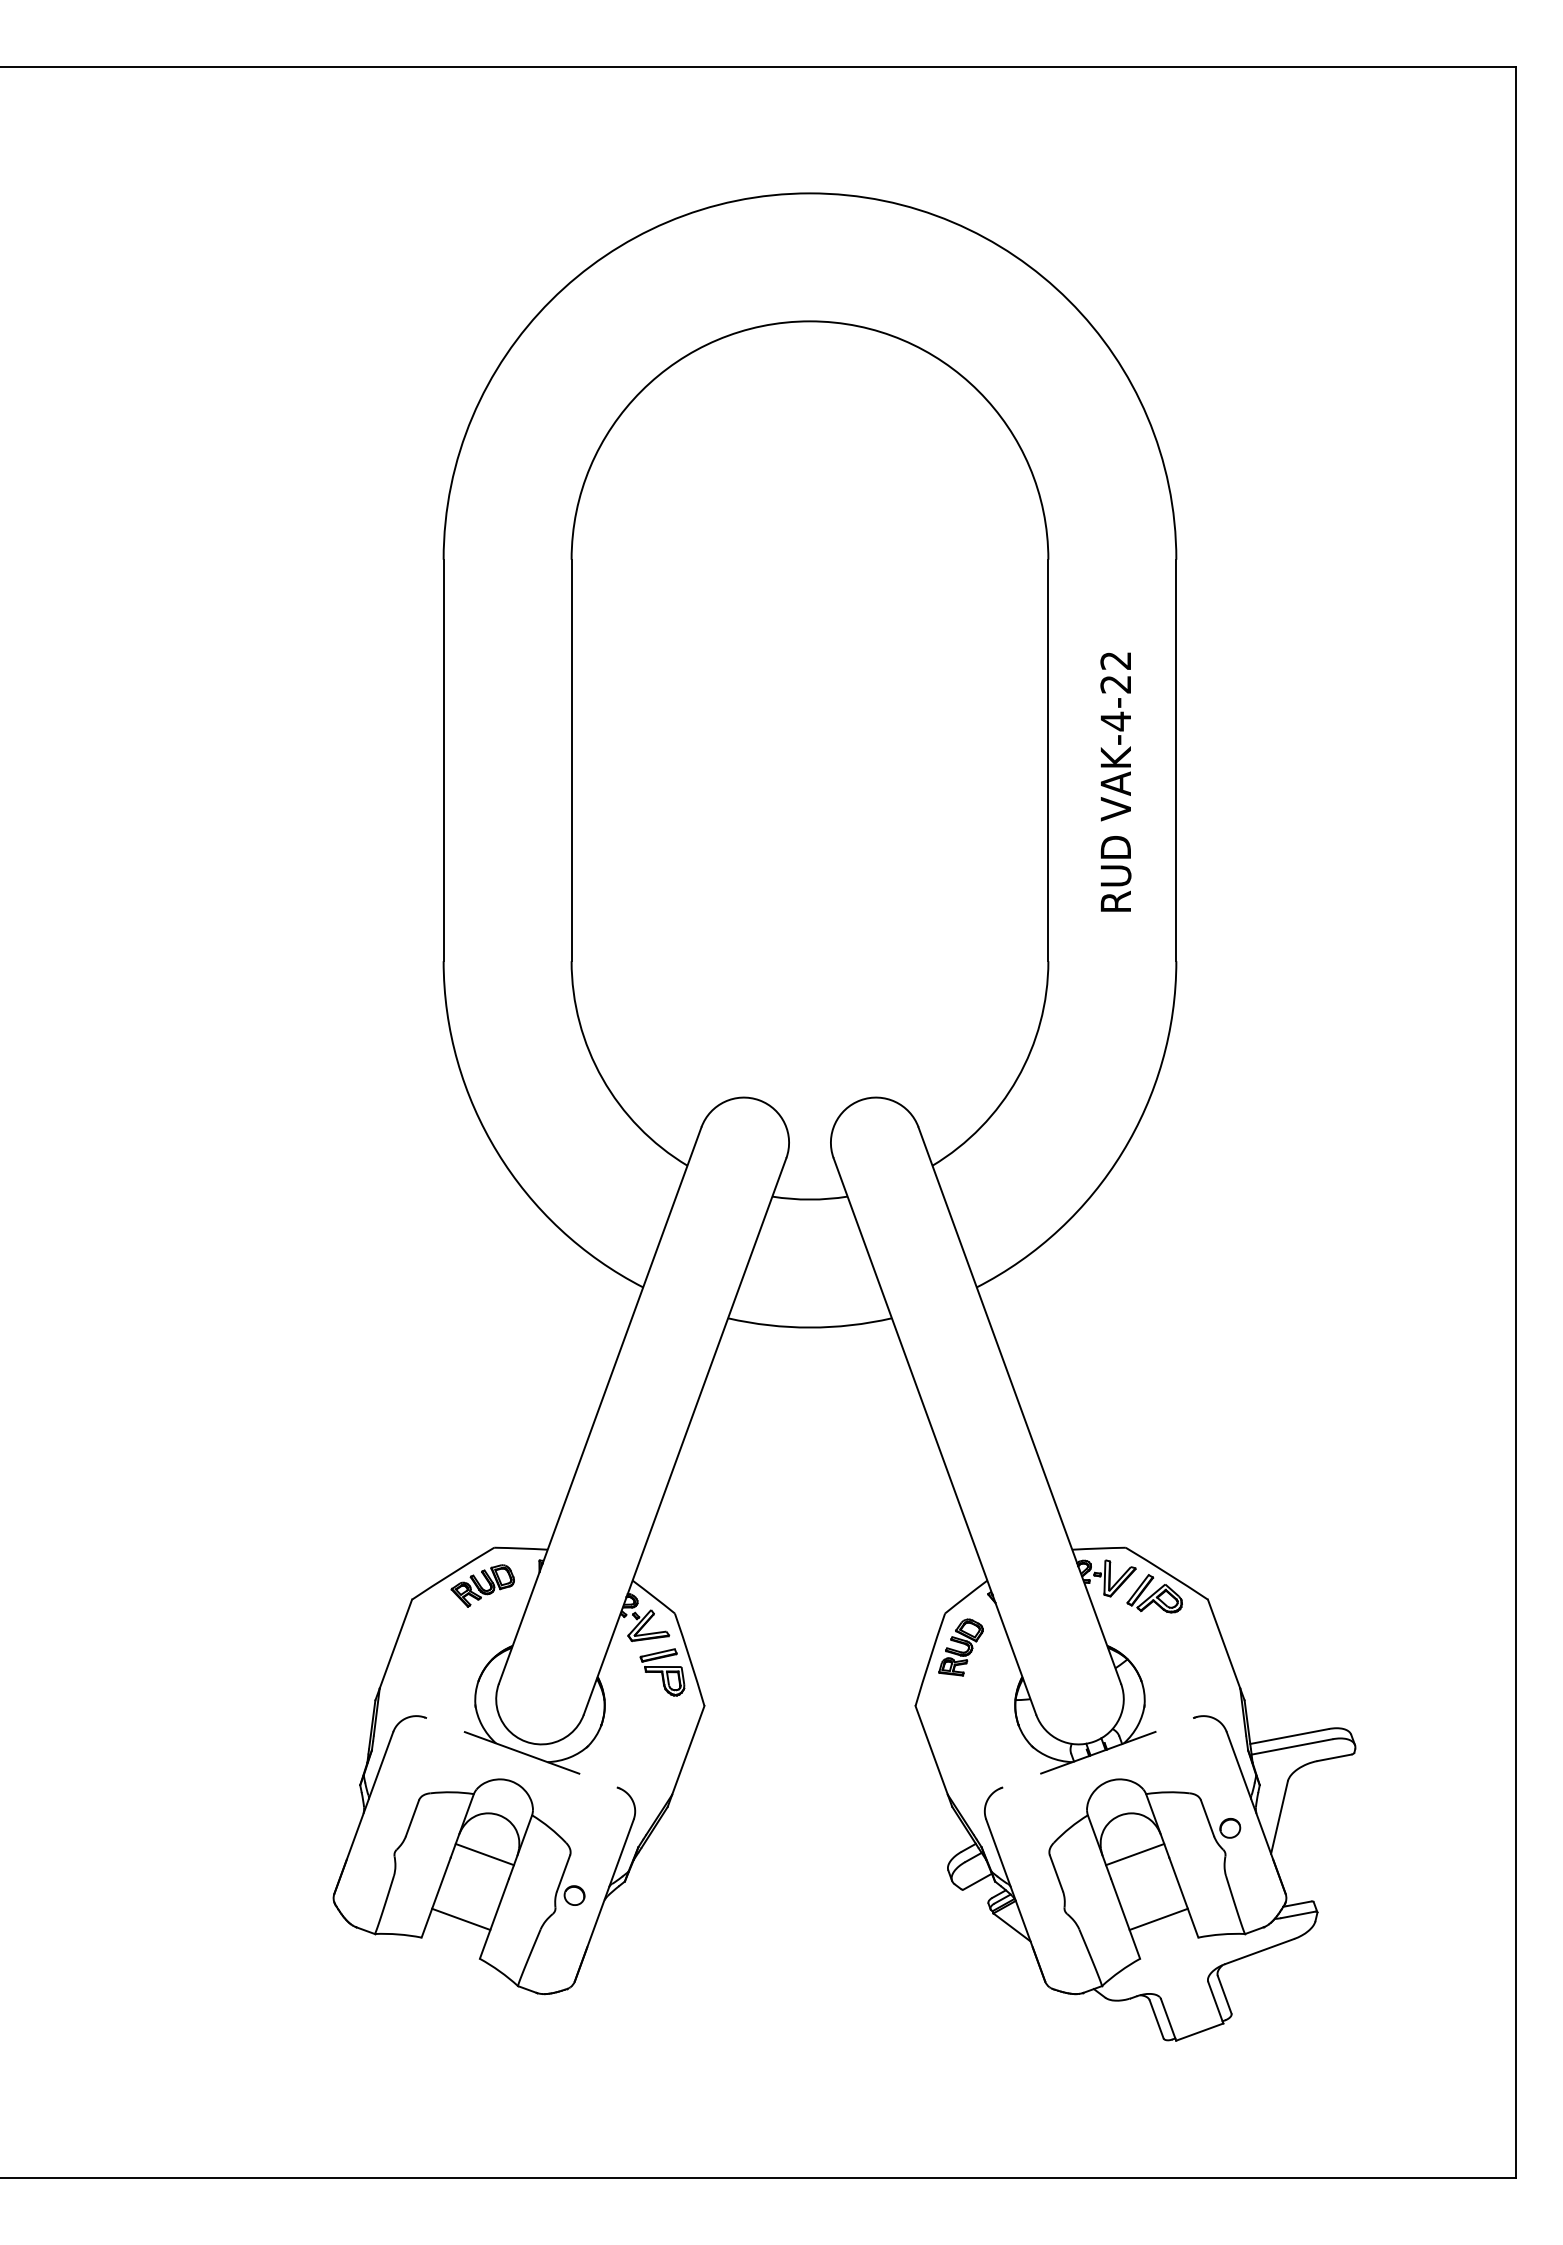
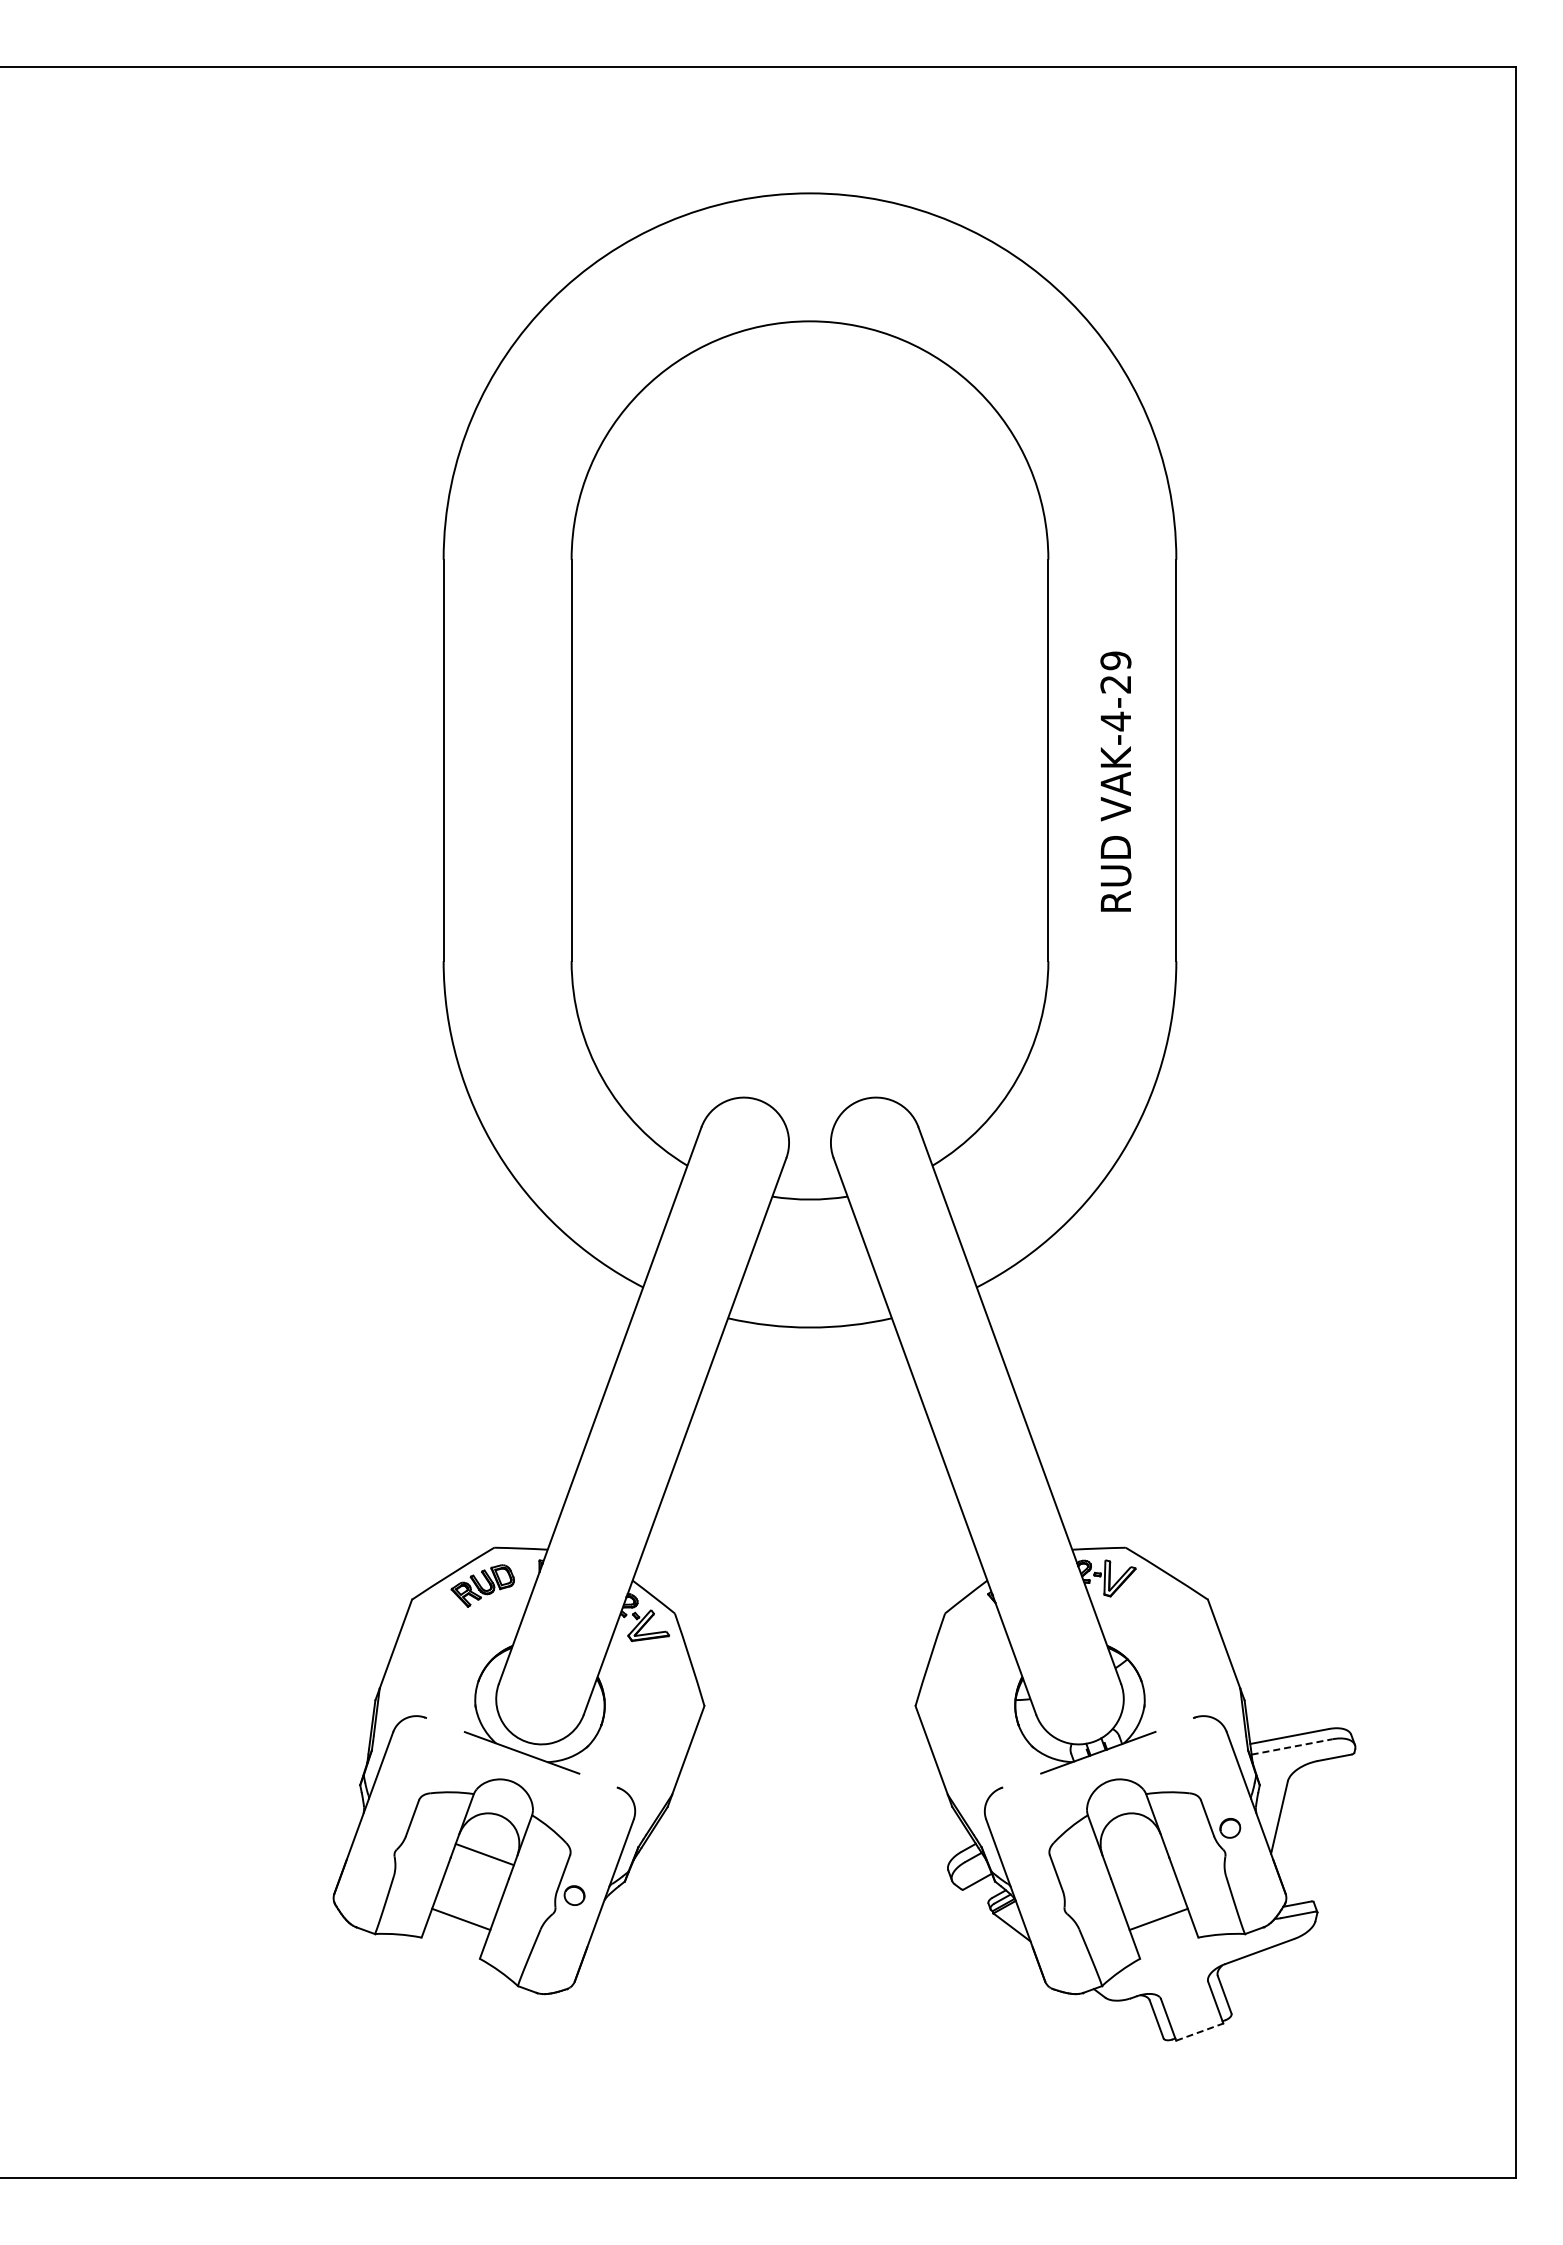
text: VAK-4-22 -> VAK-4-29 (1115, 660)
part: present -> none (1154, 1593)
part: present -> none (960, 1647)
part: present -> none (662, 1672)
line: solid -> dashed (1292, 1746)
line: present -> none (1135, 1854)
line: solid -> dashed (1200, 2031)
